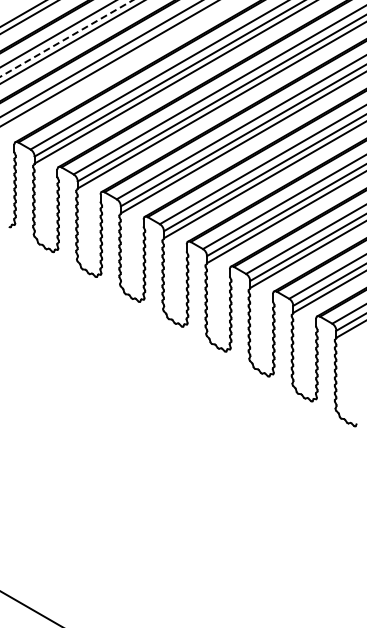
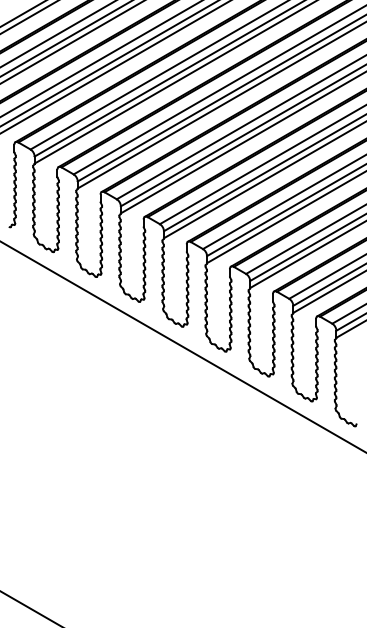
line: dashed -> solid (67, 38)
line: none -> present (115, 67)
line: none -> present (182, 346)
